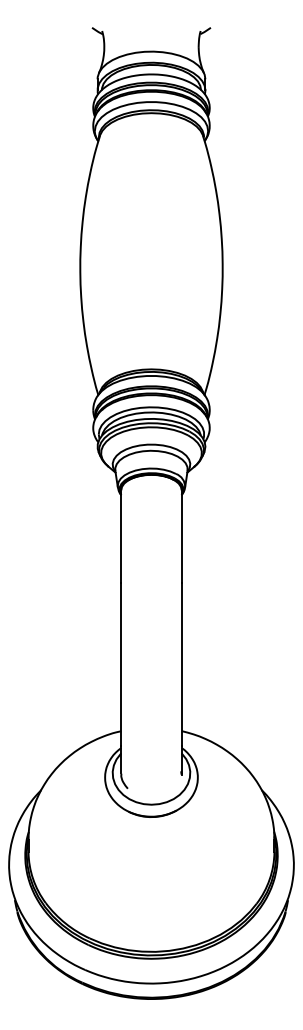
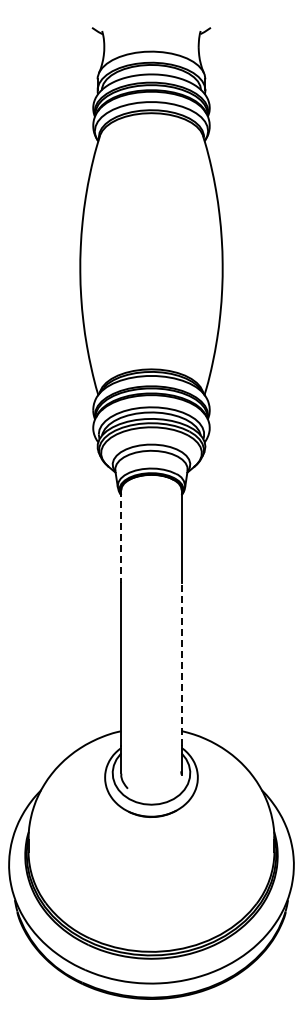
line: solid -> dashed (121, 537)
line: solid -> dashed (181, 663)
